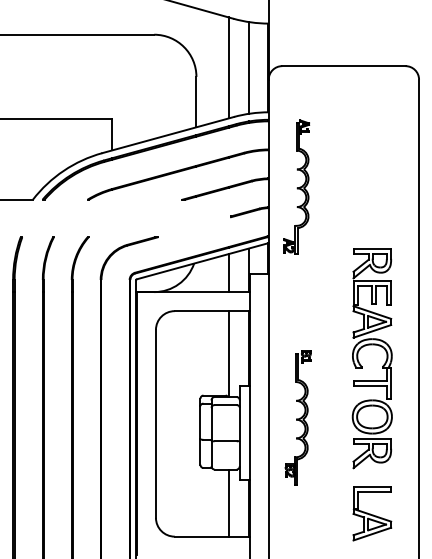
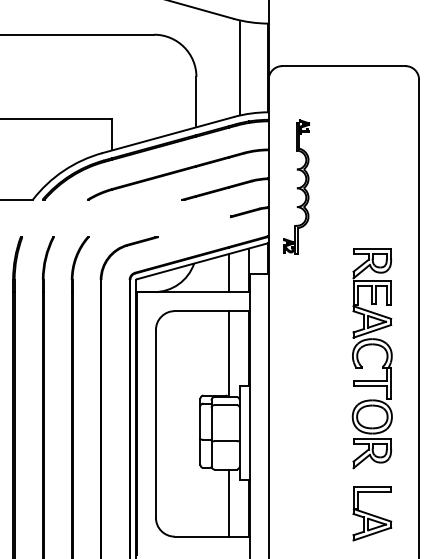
line: present -> none (228, 67)
line position: (248, 67) -> (239, 67) (239, 67)
part: present -> none (297, 417)
